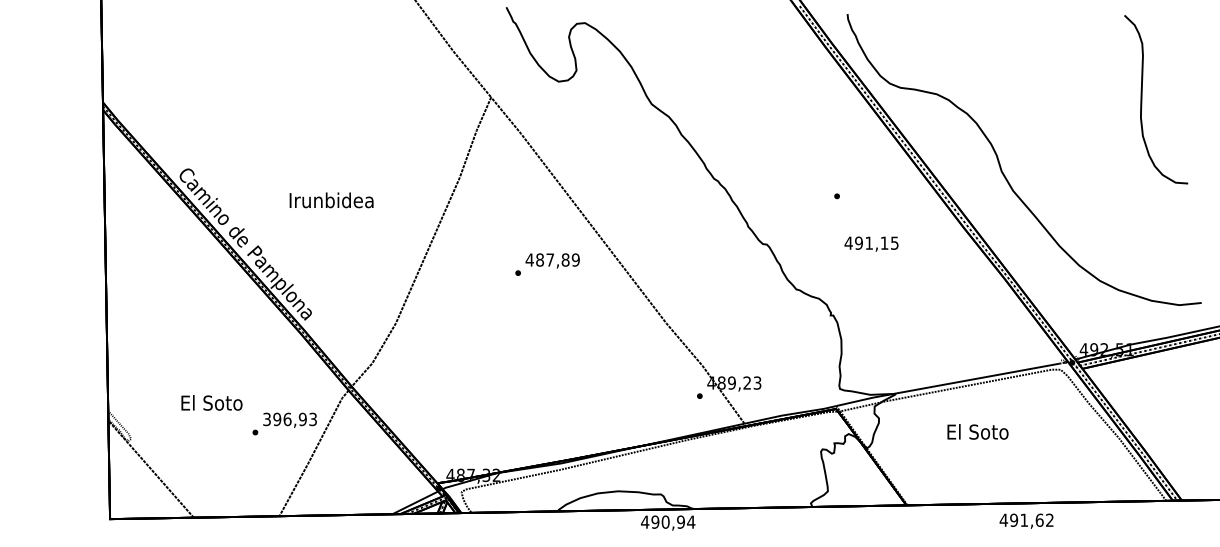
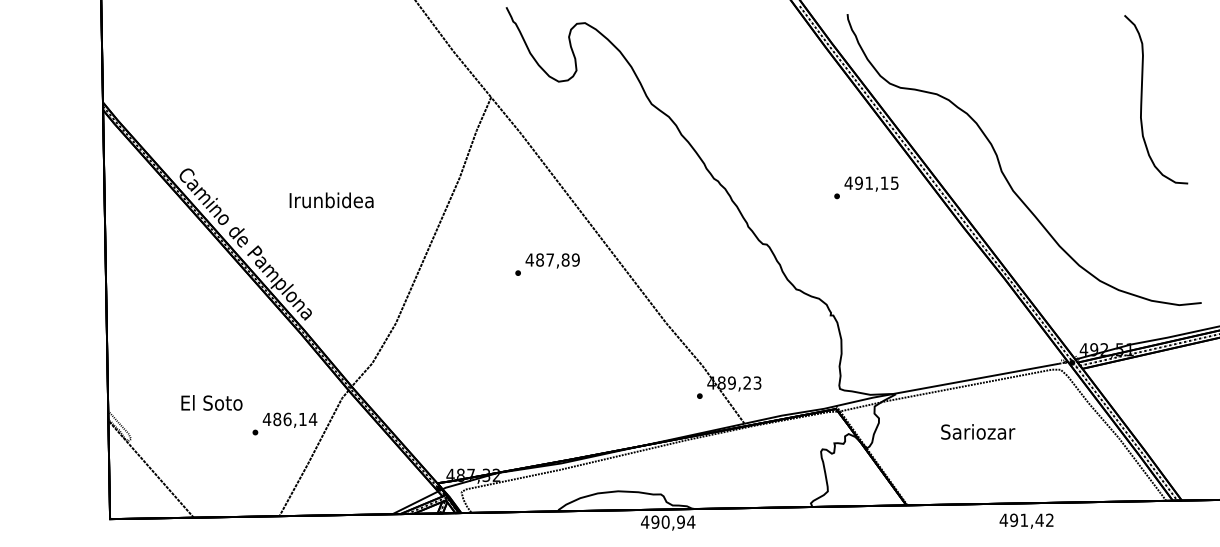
text position: (871, 243) -> (871, 183) (871, 183)
text: 396,93 -> 486,14 (289, 419)
text: El Soto -> Sariozar (978, 431)
text: 491,62 -> 491,42 (1039, 519)
